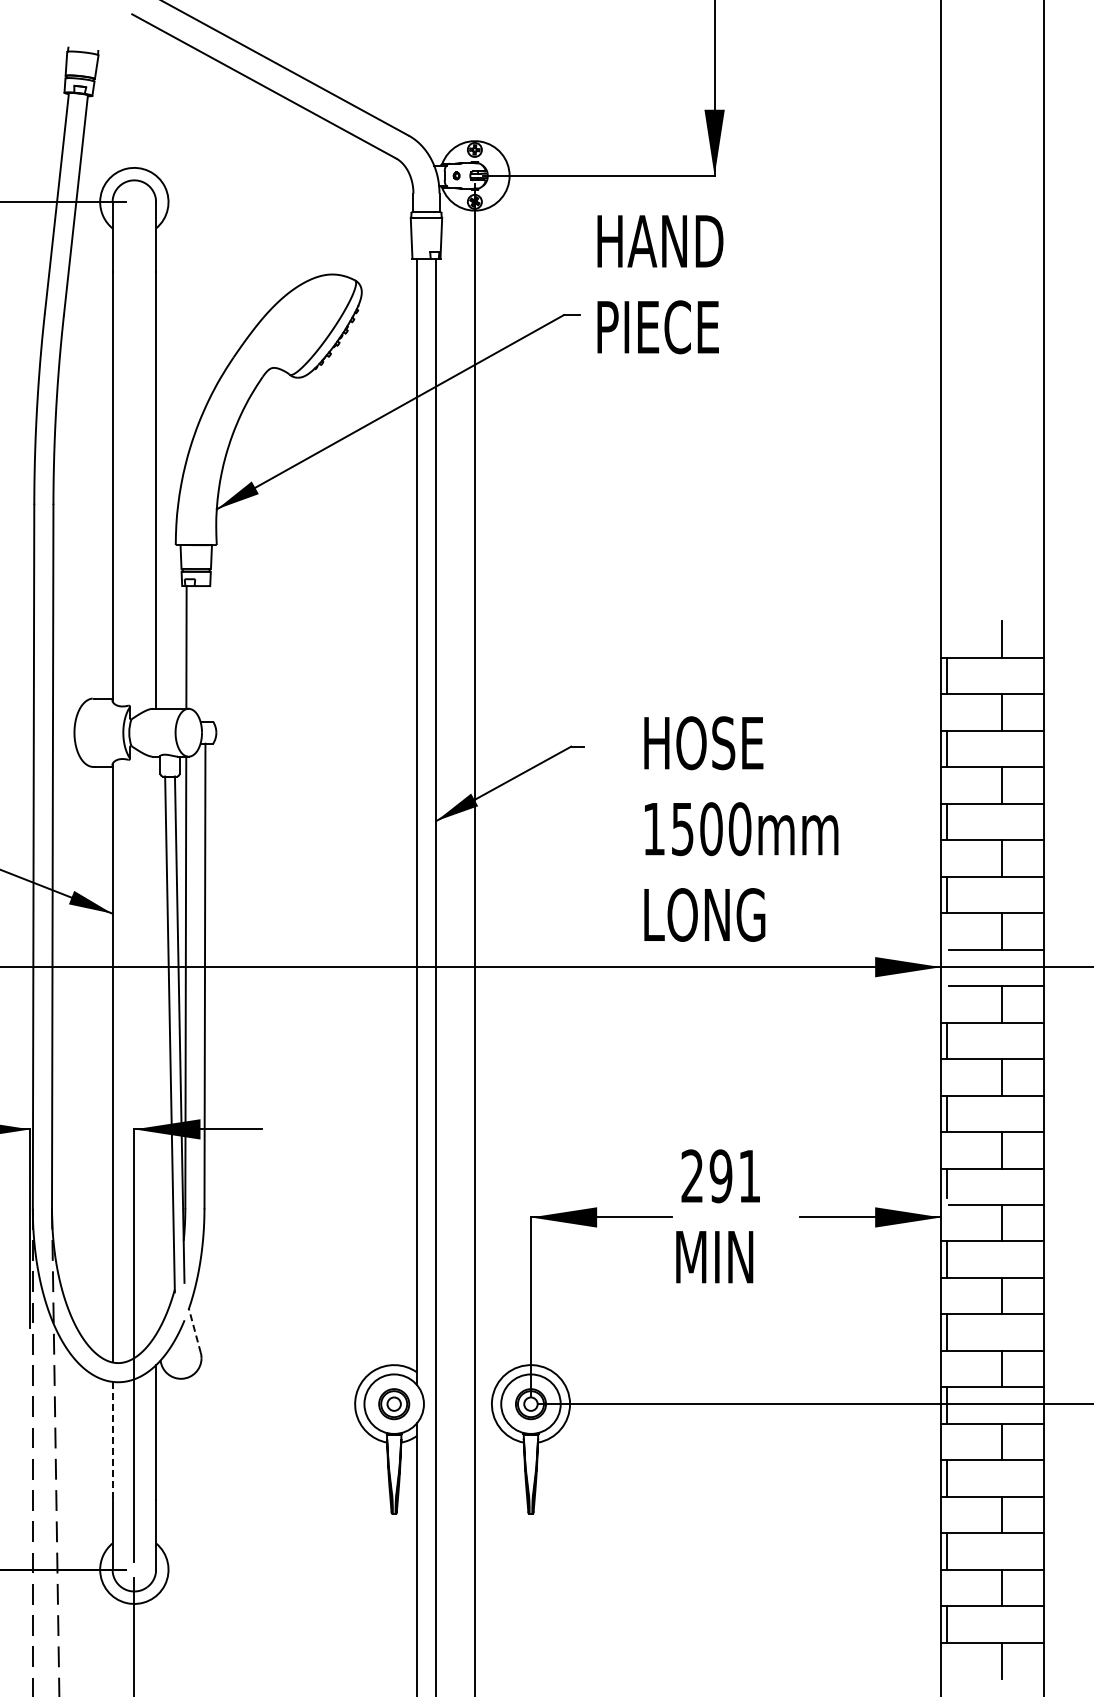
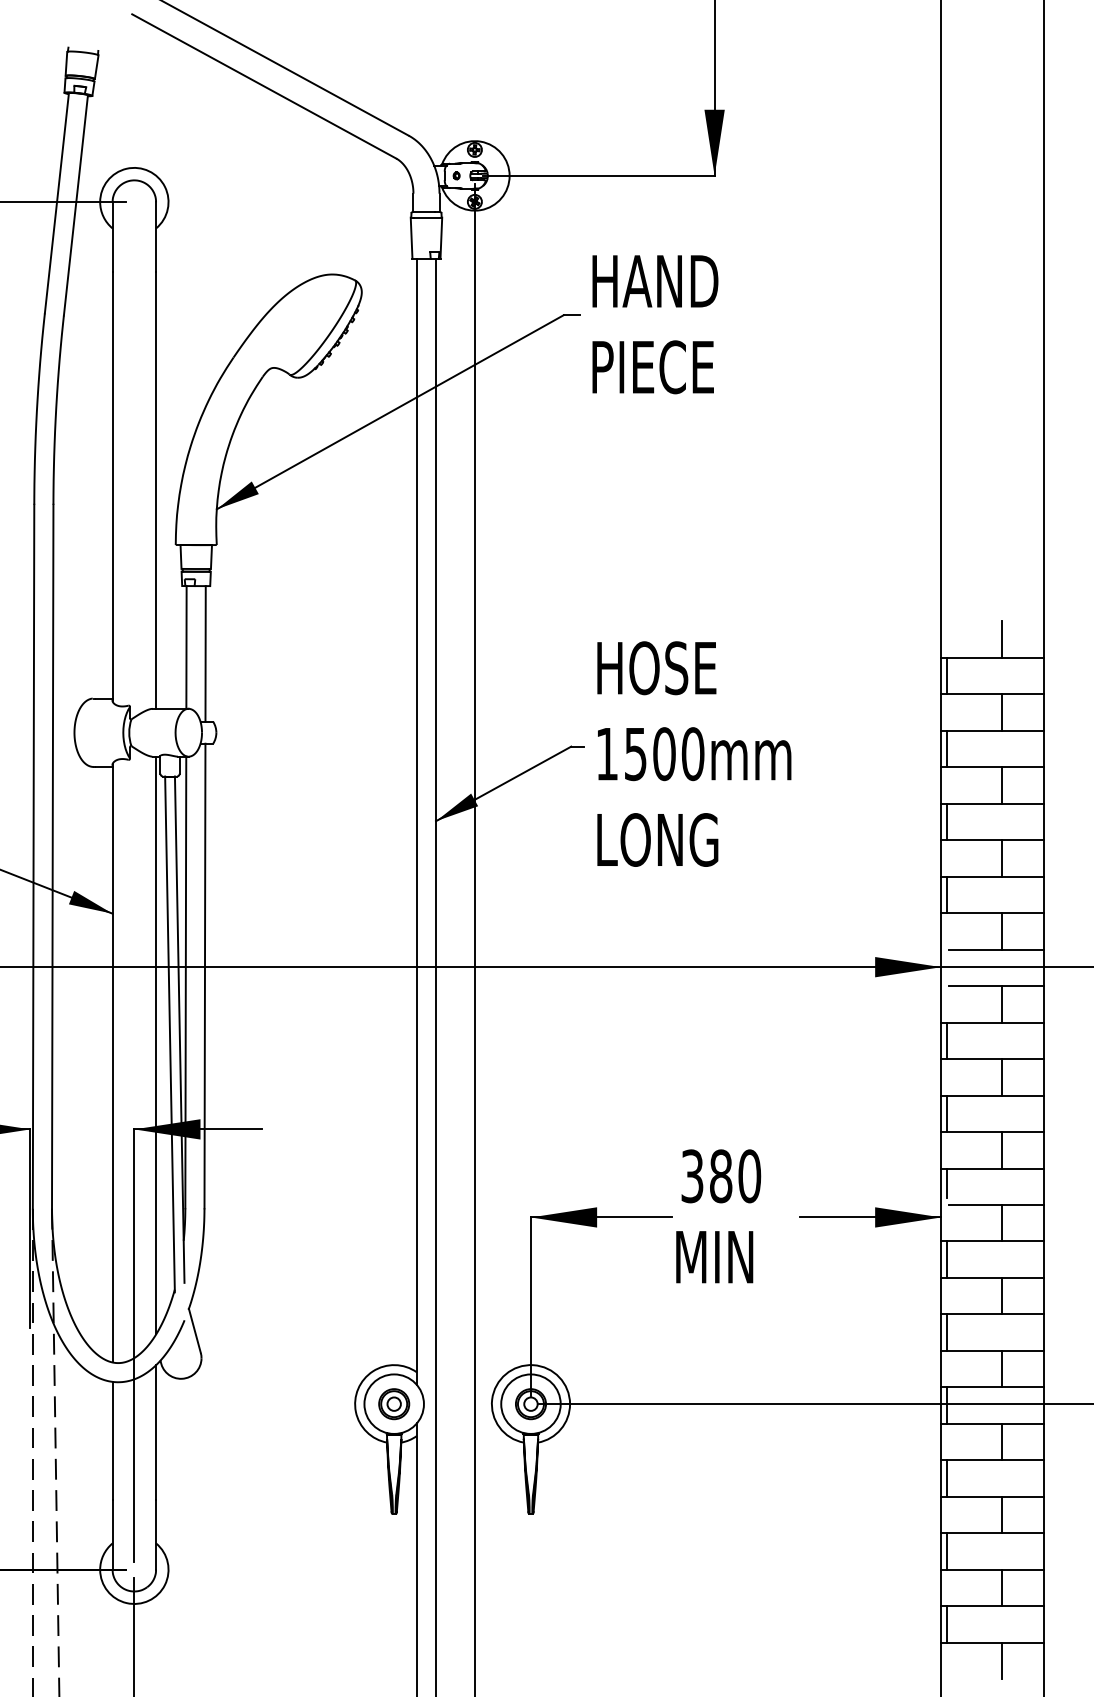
text position: (660, 284) -> (655, 324) (655, 324)
line: none -> present (205, 653)
text position: (741, 828) -> (694, 753) (694, 753)
line: none -> present (156, 1045)
text: 291 -> 380 (721, 1176)
line: dashed -> solid (194, 1330)
line: dashed -> solid (112, 1441)
